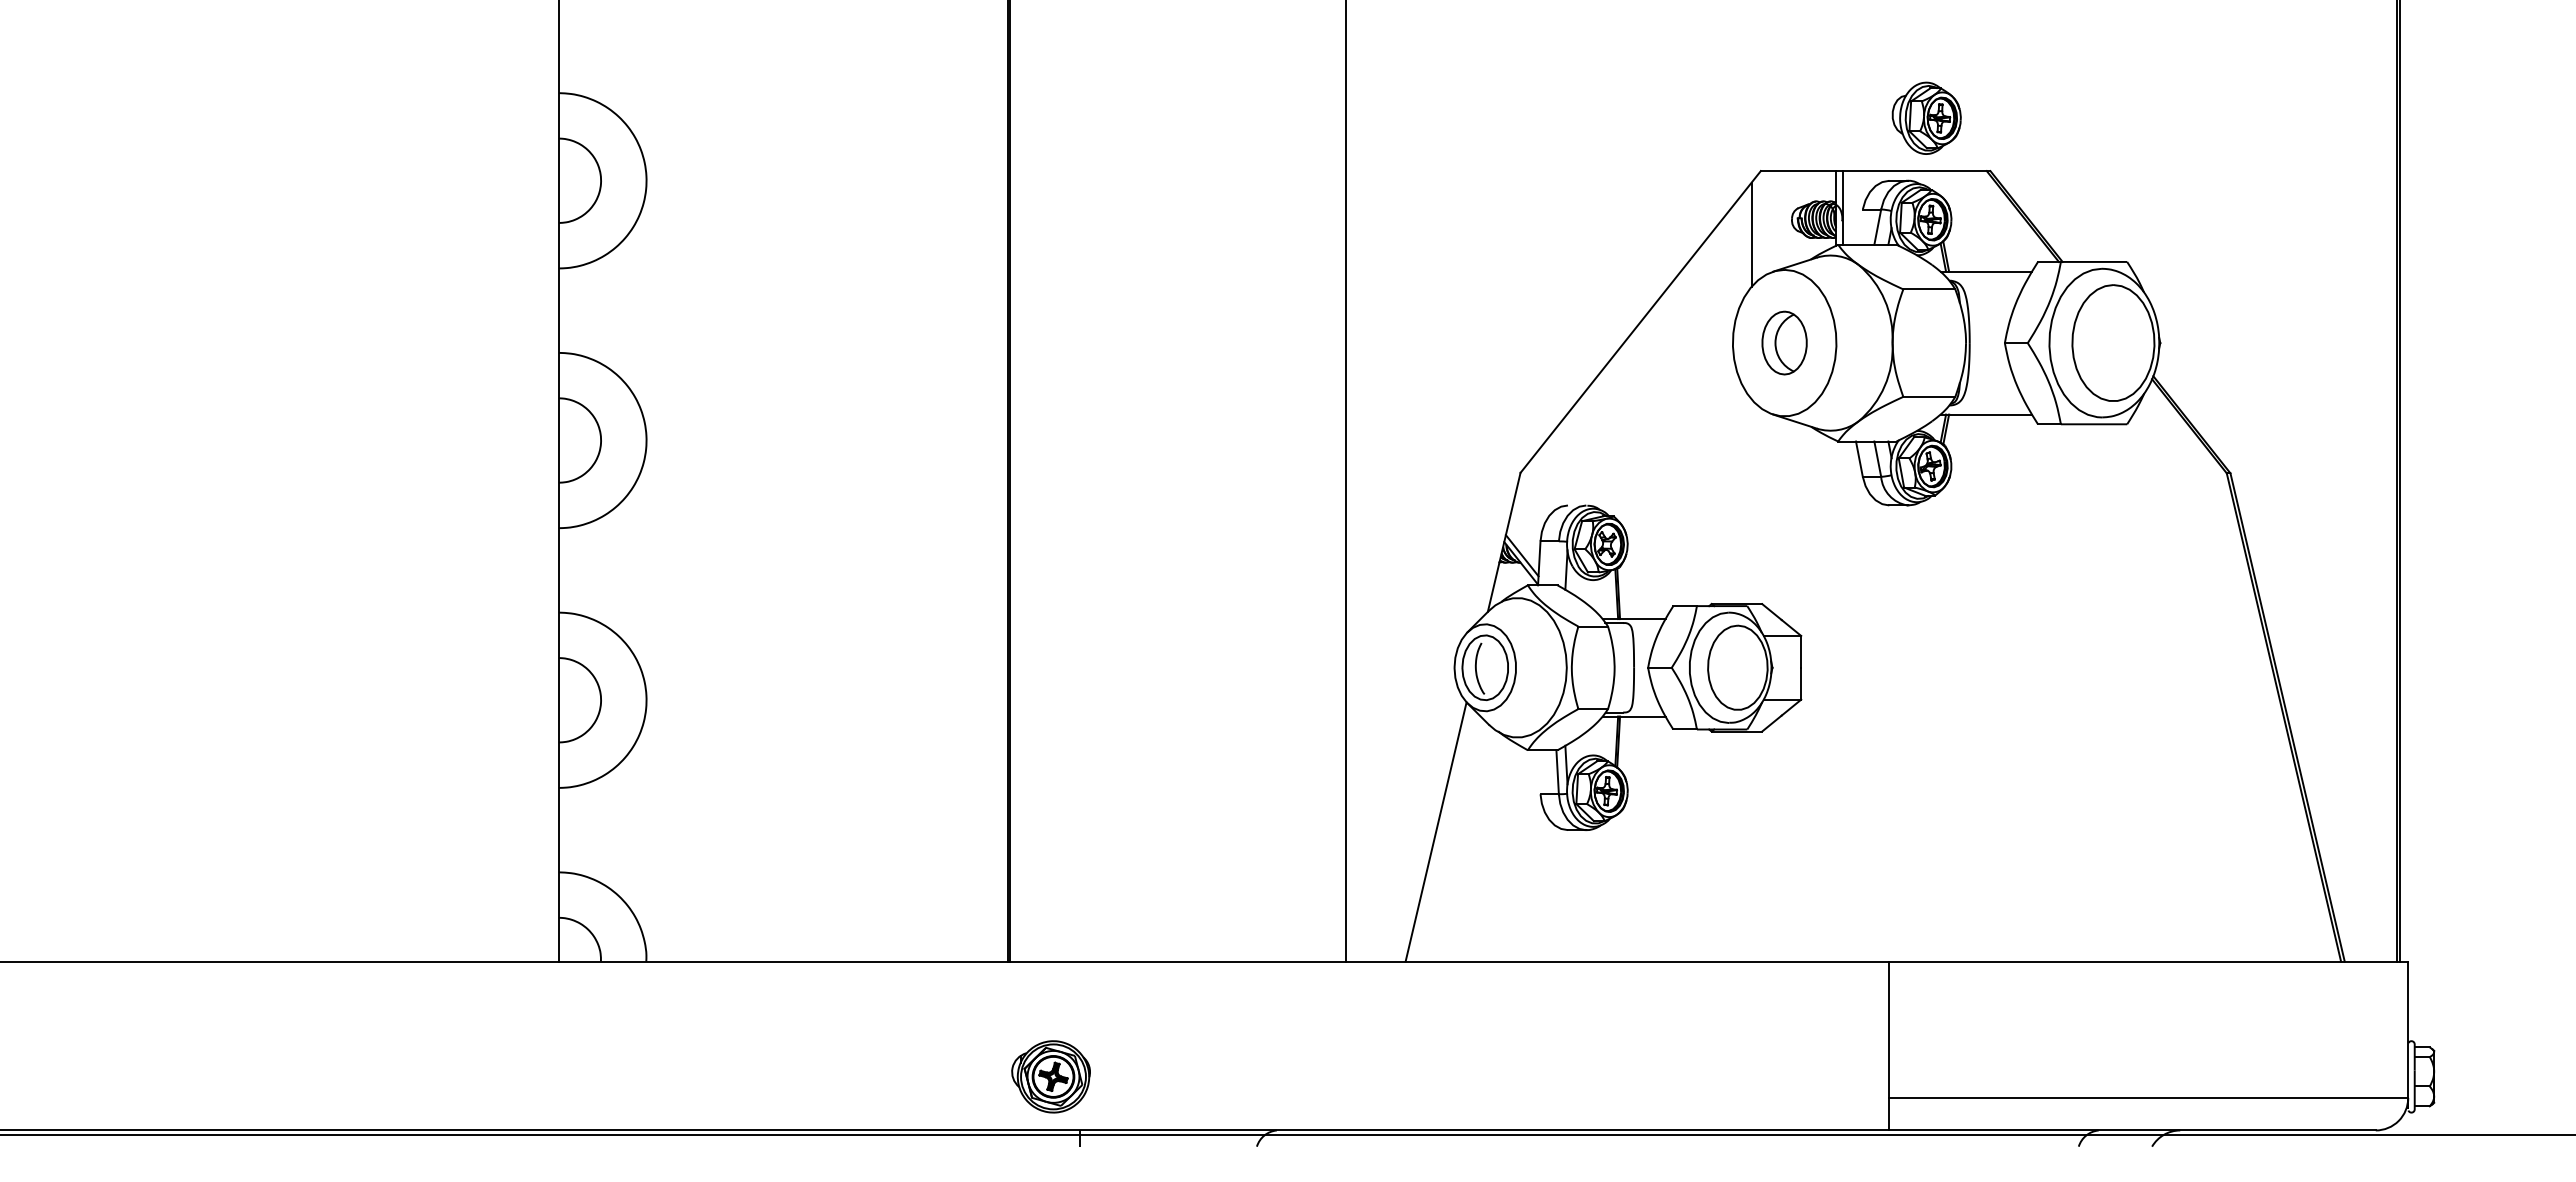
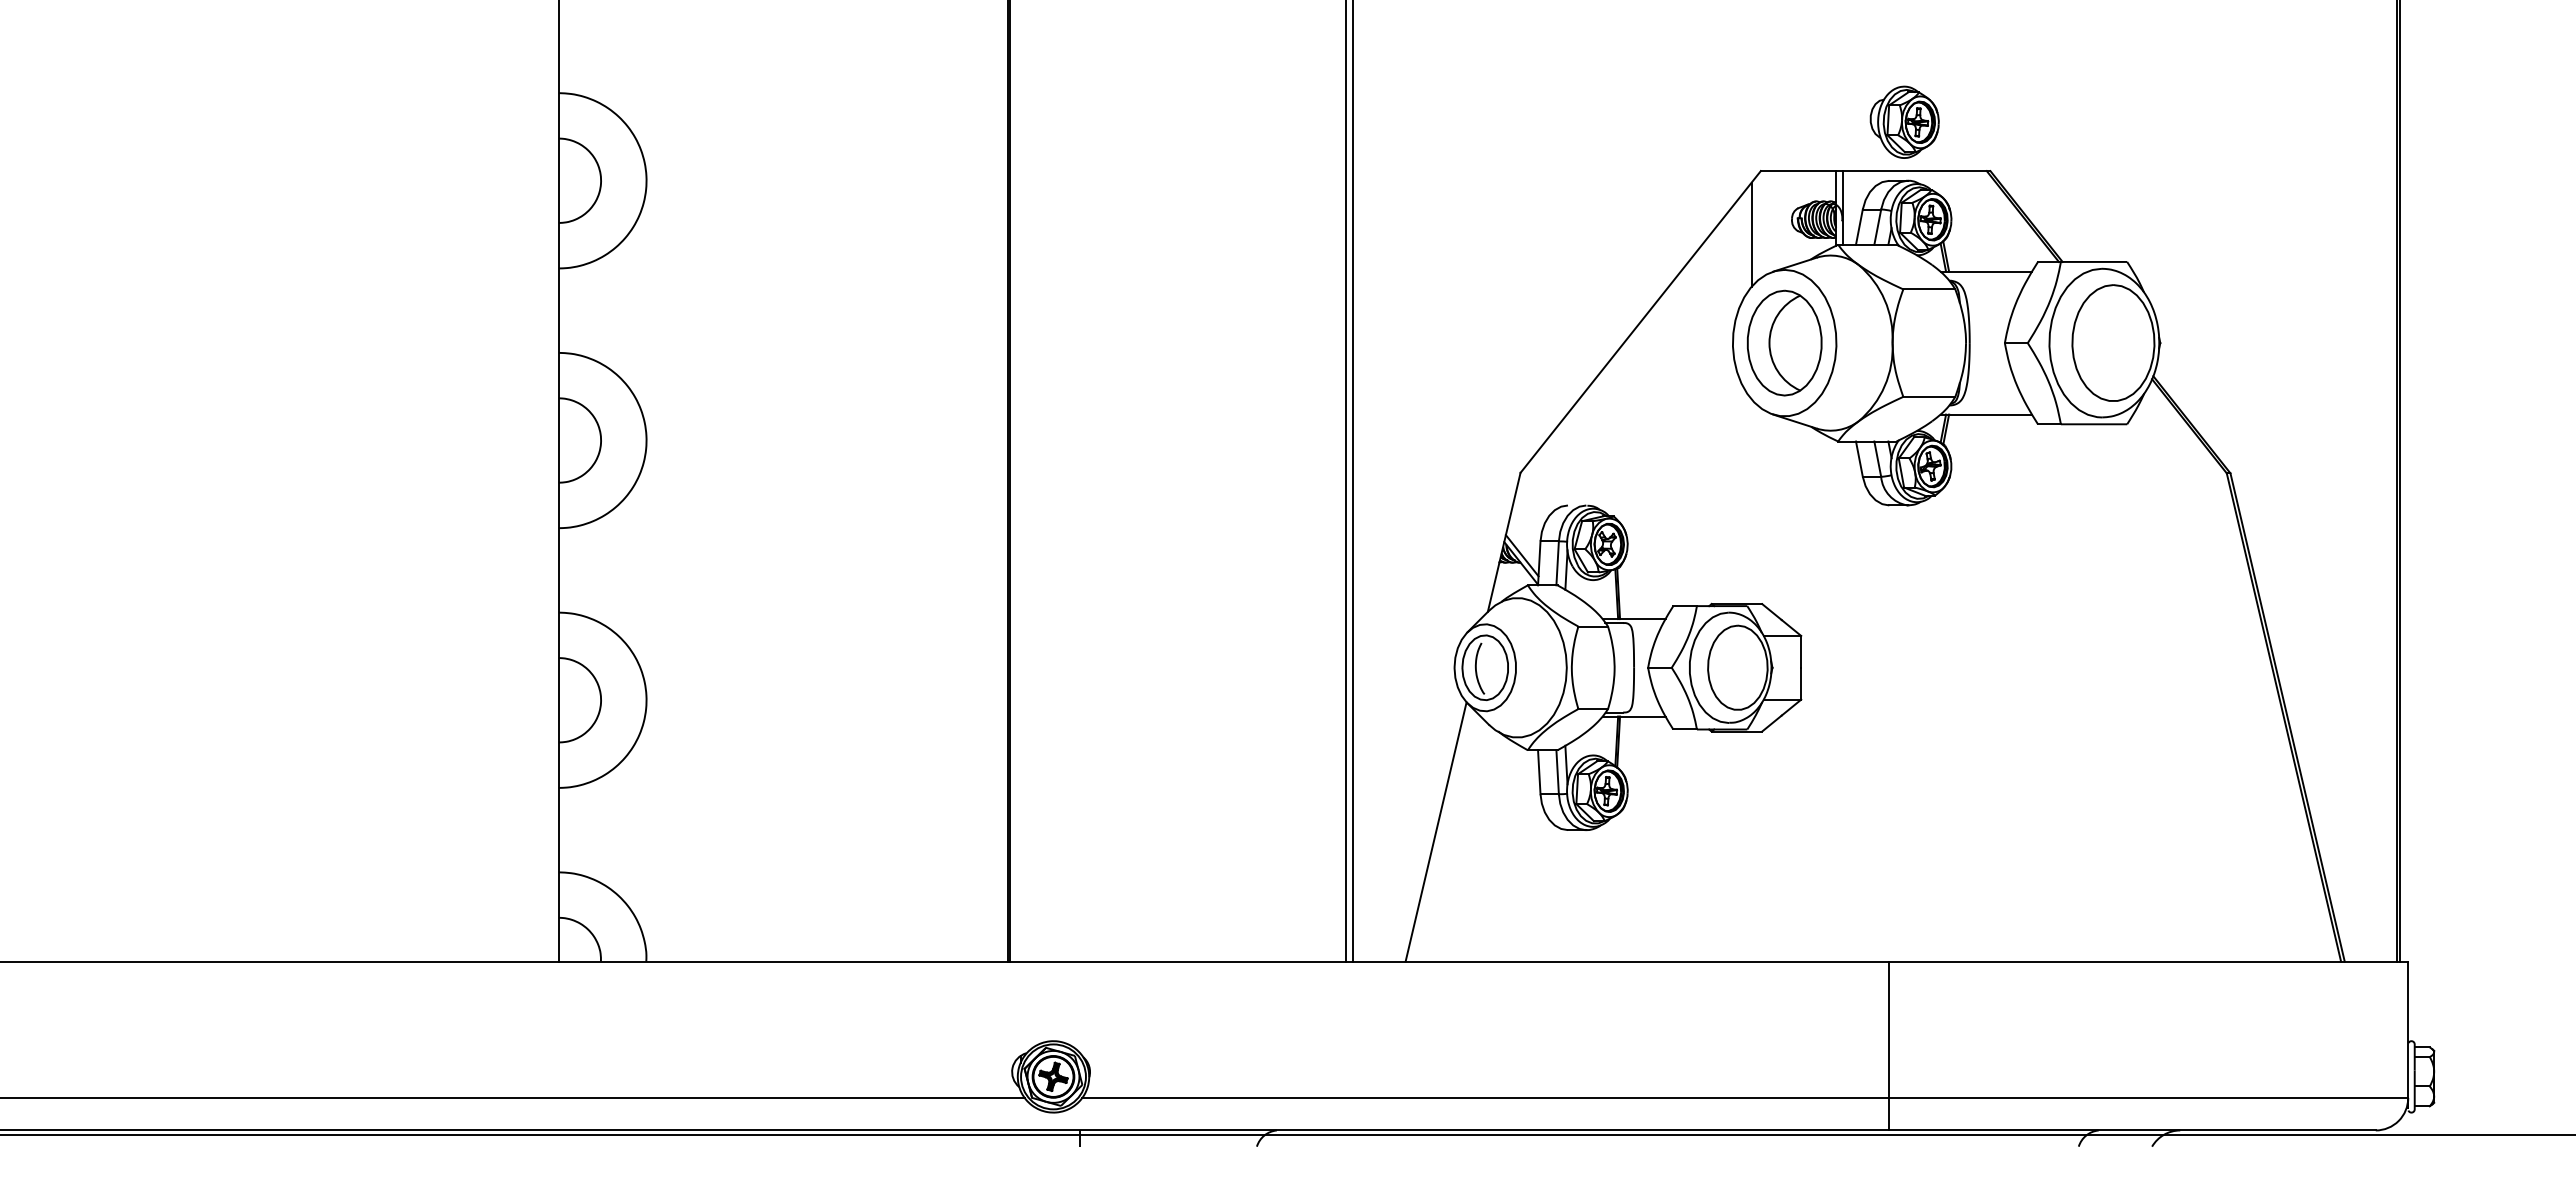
part position: (1926, 117) -> (1904, 121) (1904, 121)
line: none -> present (1859, 226)
part size: 47x66 px -> 77x108 px (1784, 342)
line: none -> present (1353, 481)
line: none -> present (1557, 563)
line: none -> present (1539, 772)
line: none -> present (513, 1098)
line: none -> present (1485, 1098)
